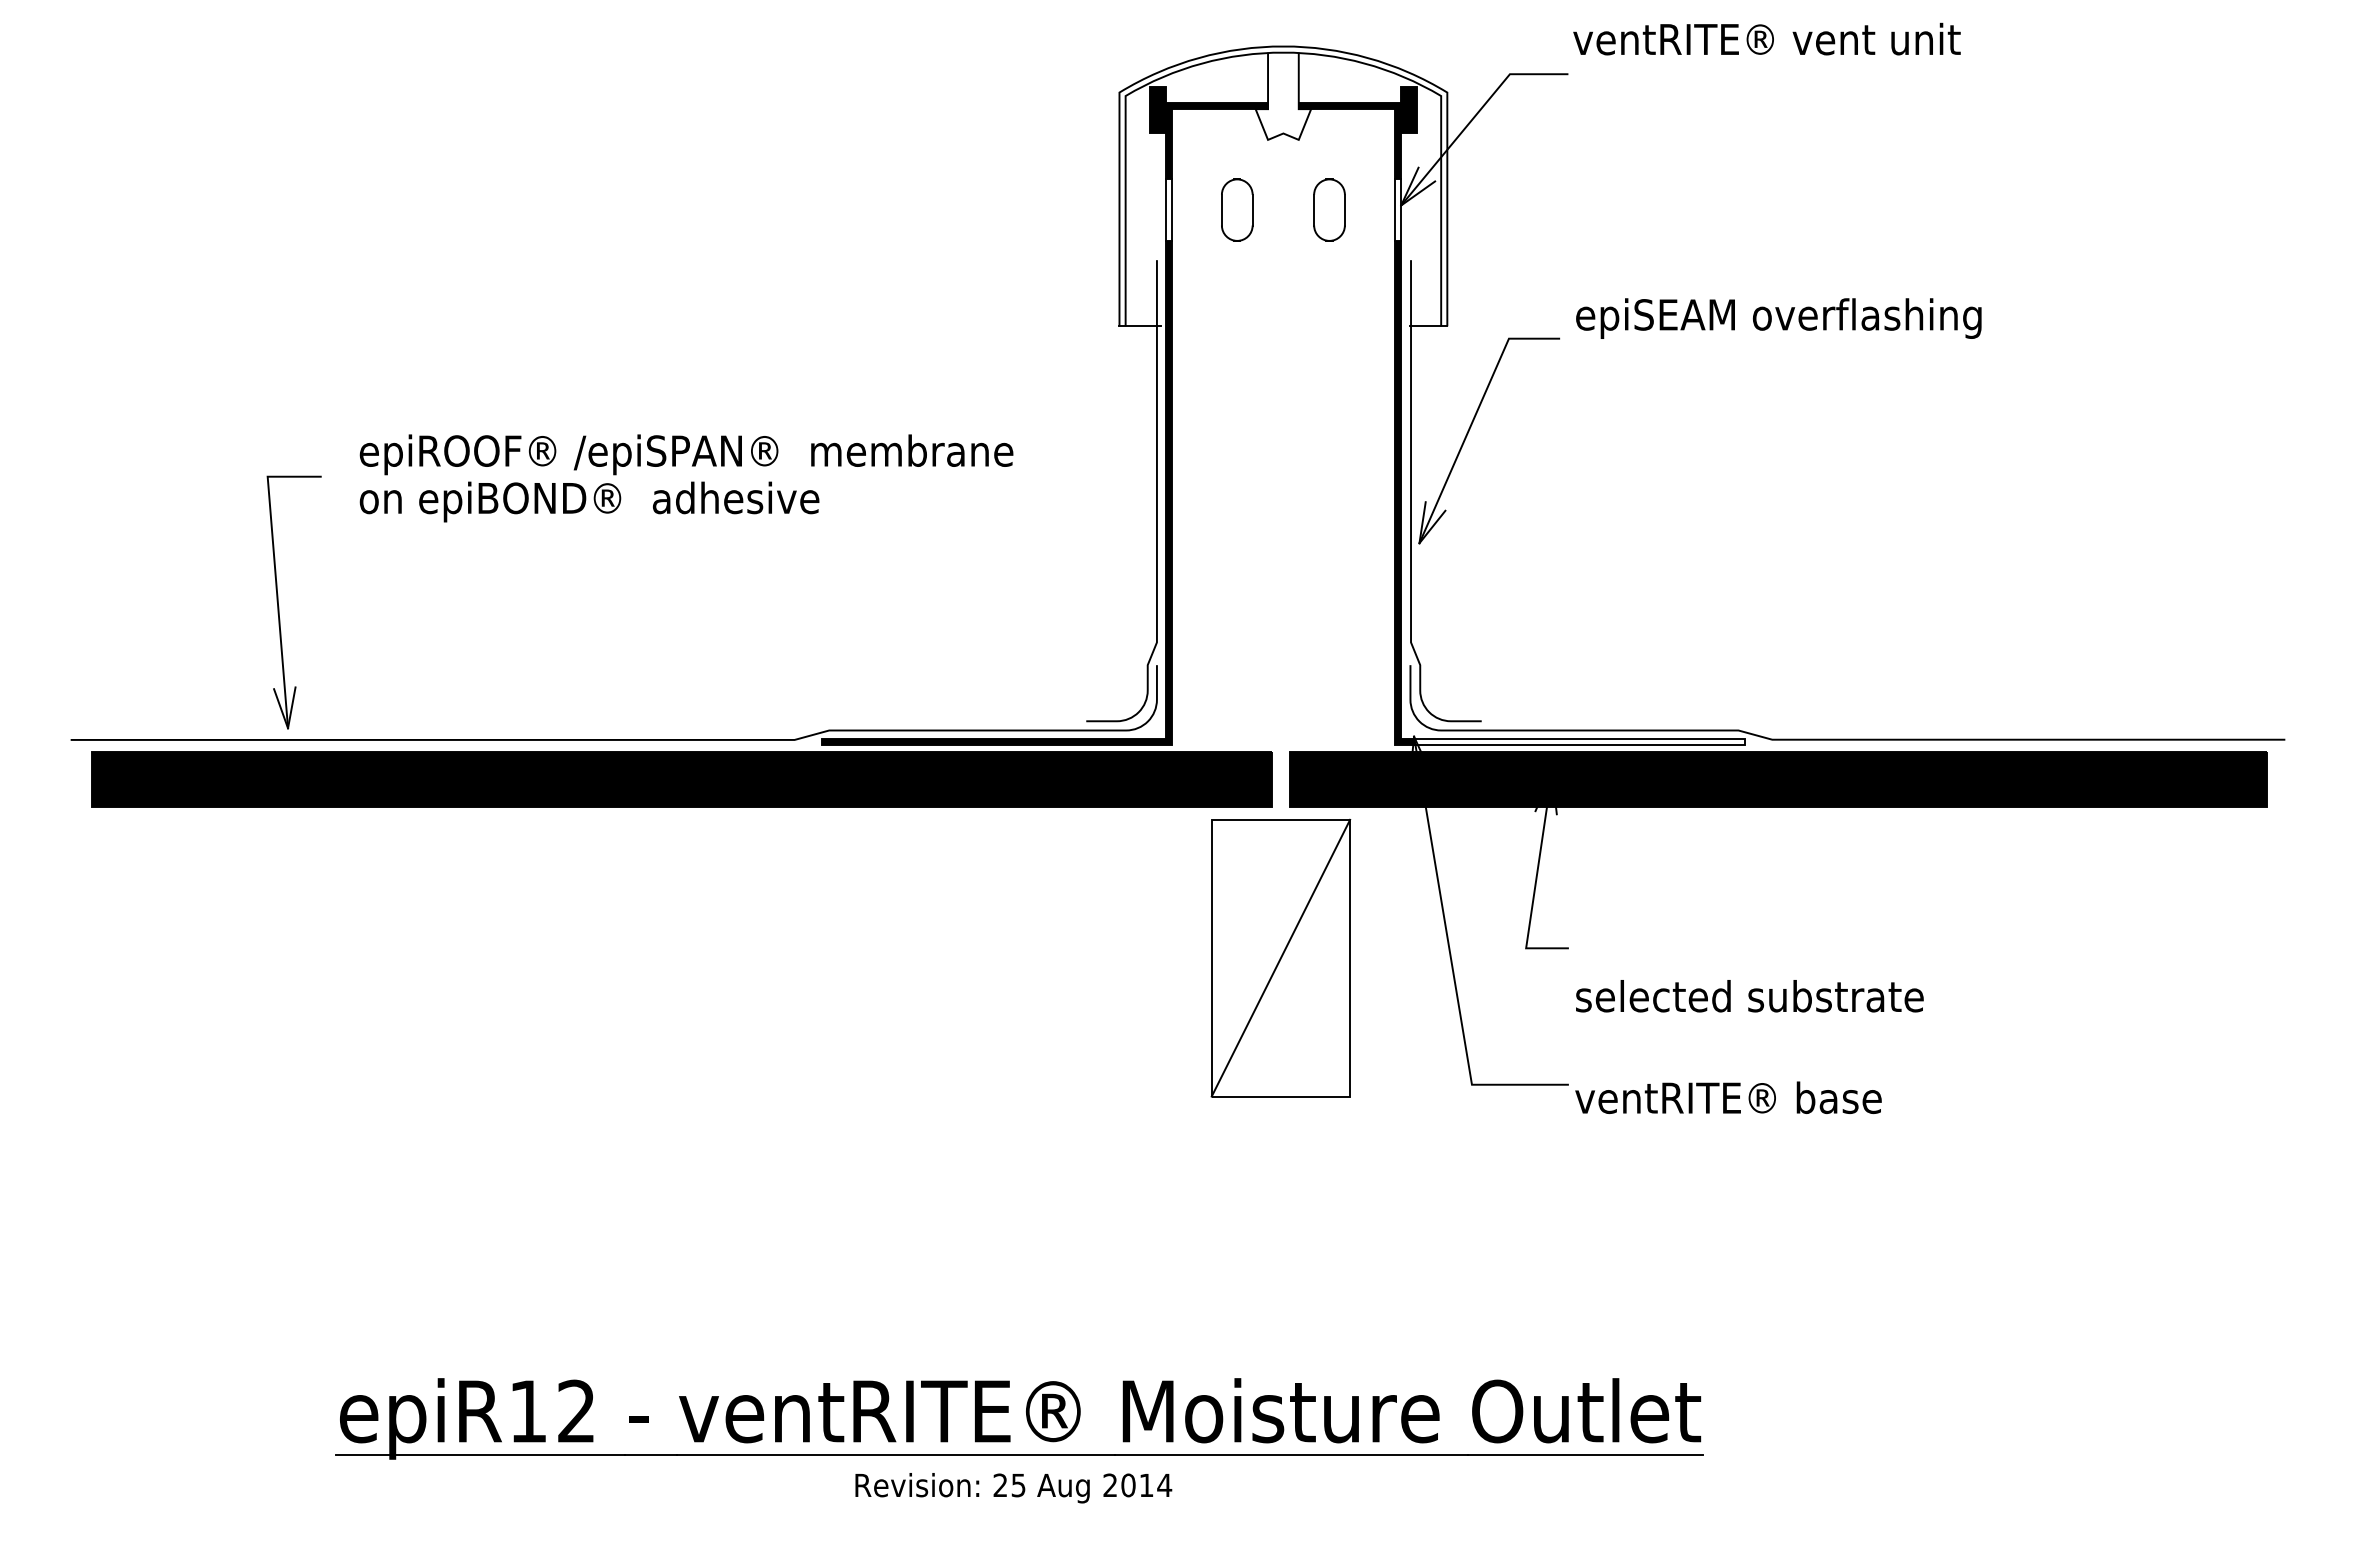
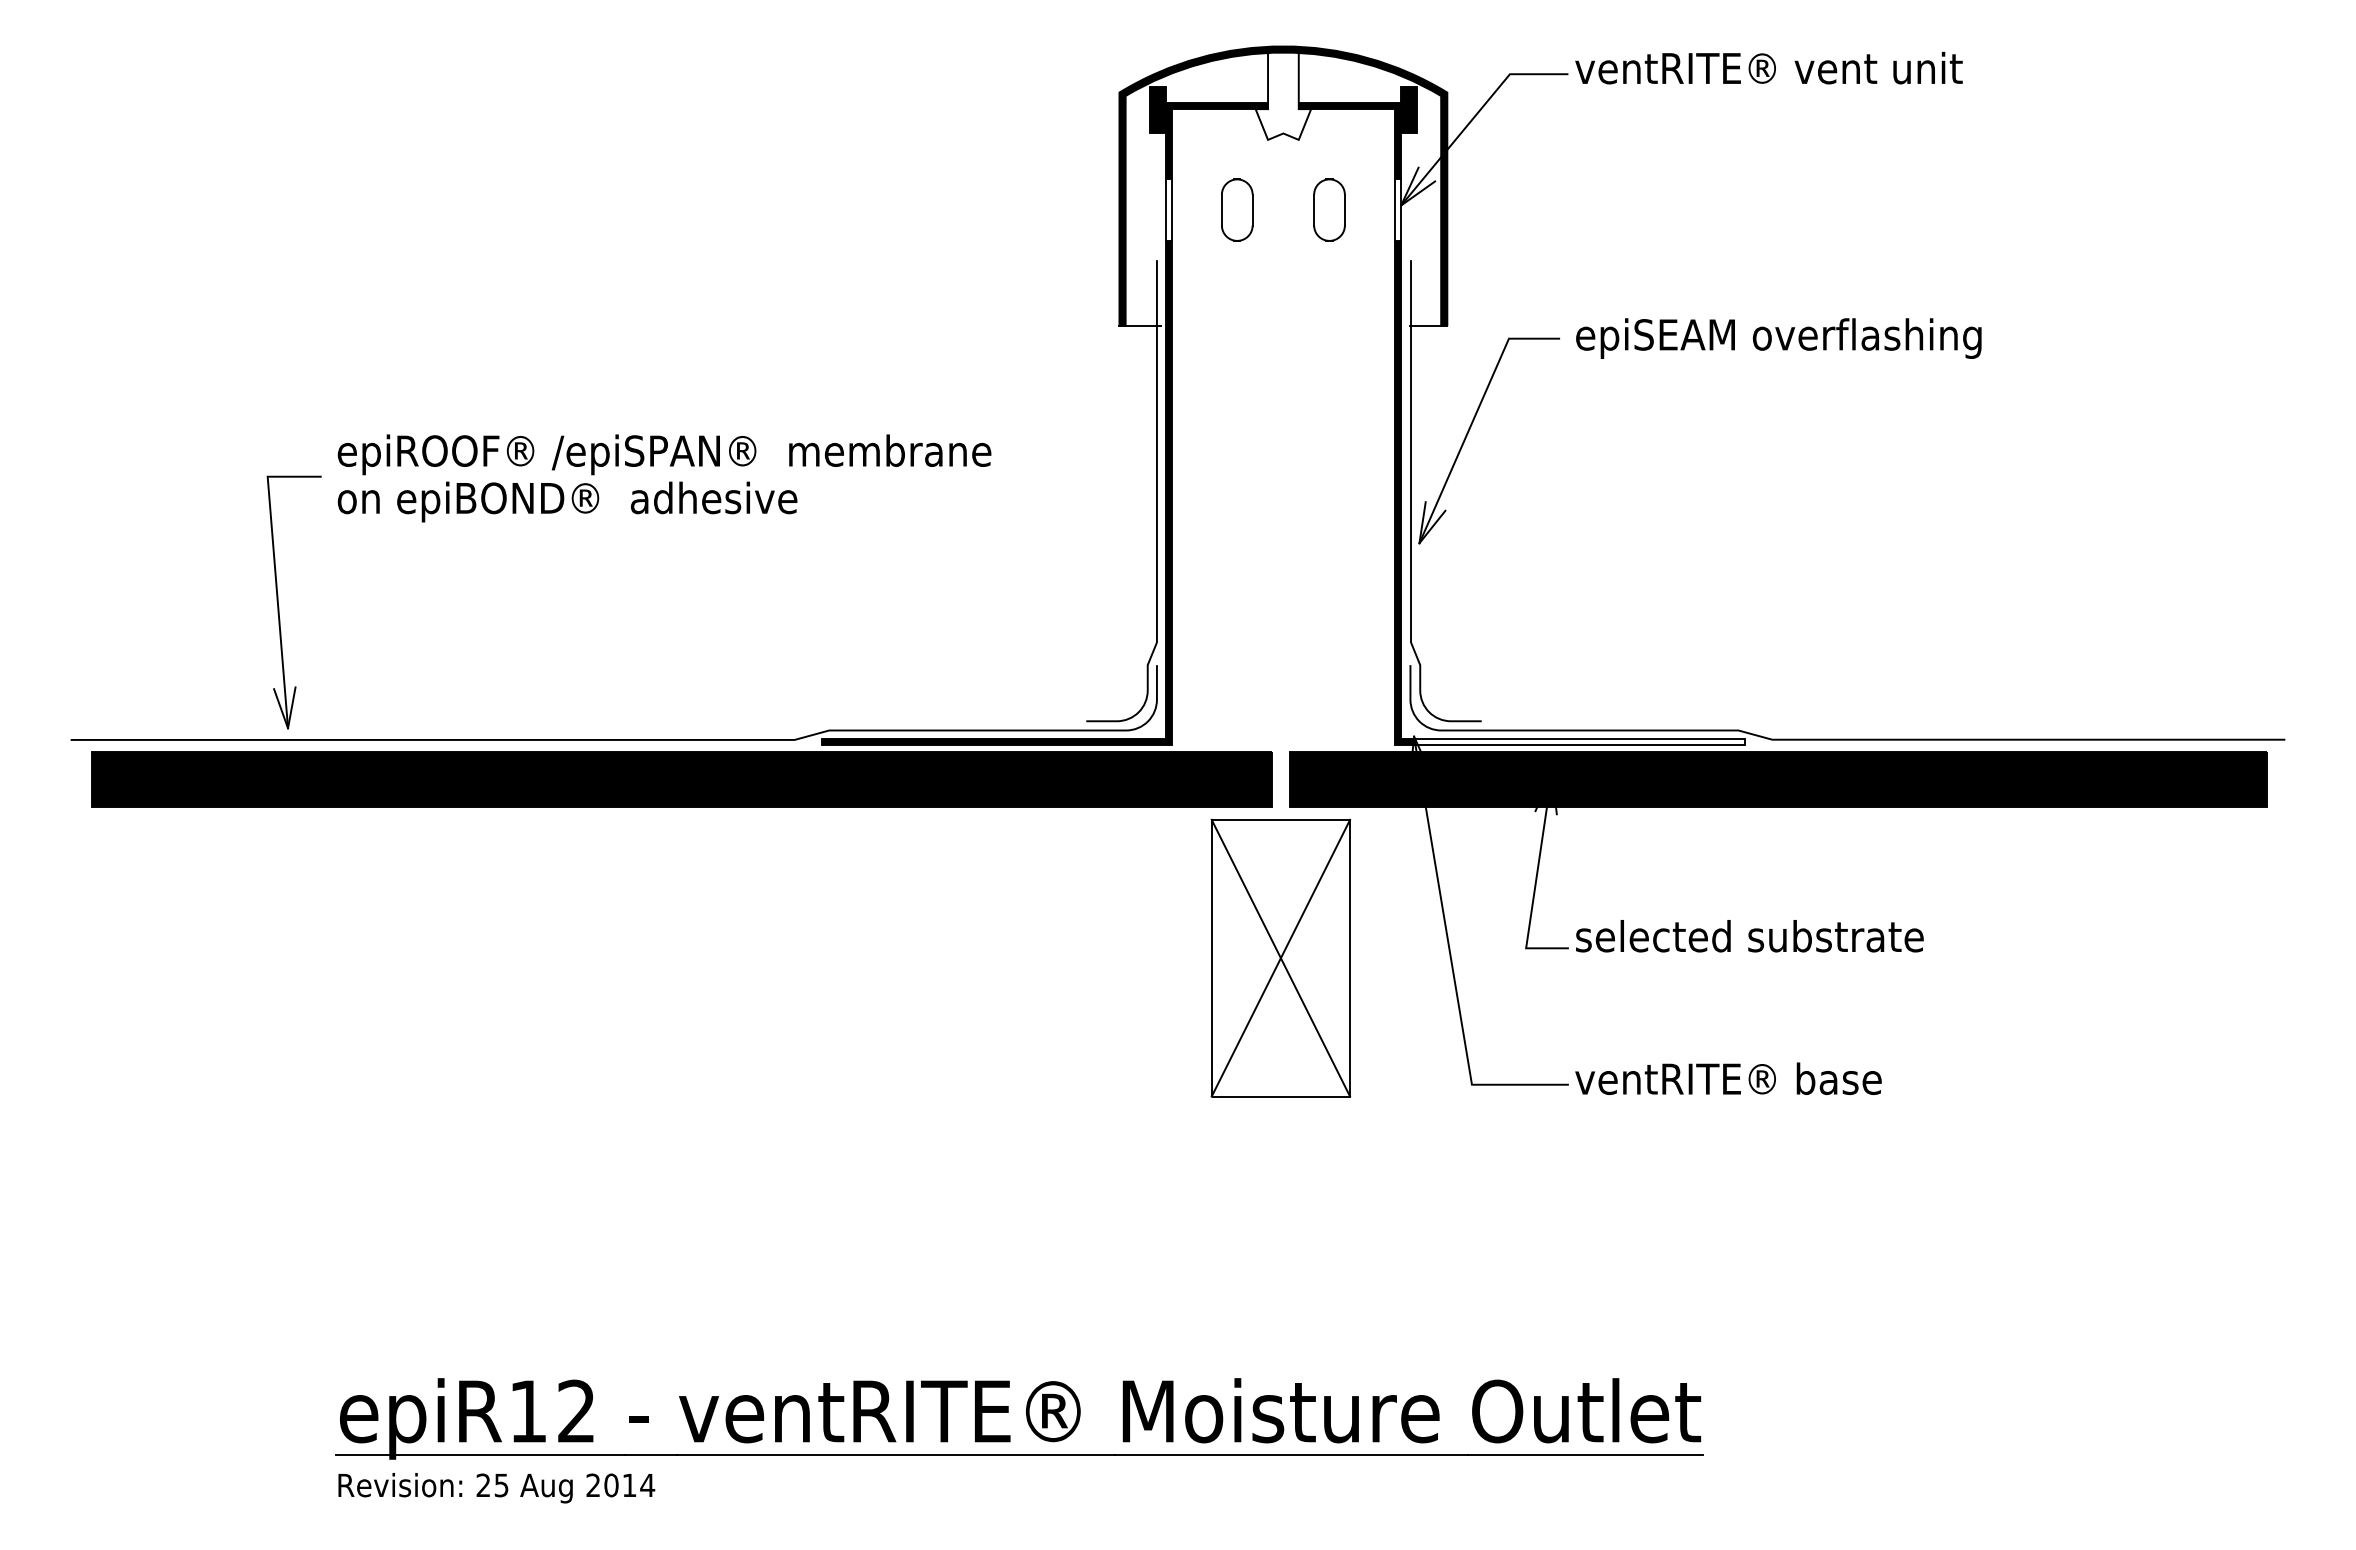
text position: (1766, 38) -> (1768, 67) (1768, 67)
fill: none -> present (1283, 186)
text position: (1778, 318) -> (1778, 338) (1778, 338)
text position: (686, 478) -> (664, 478) (664, 478)
line: none -> present (1280, 957)
text position: (1749, 996) -> (1749, 936) (1749, 936)
text position: (1728, 1097) -> (1728, 1078) (1728, 1078)
text position: (1013, 1488) -> (496, 1488) (496, 1488)
